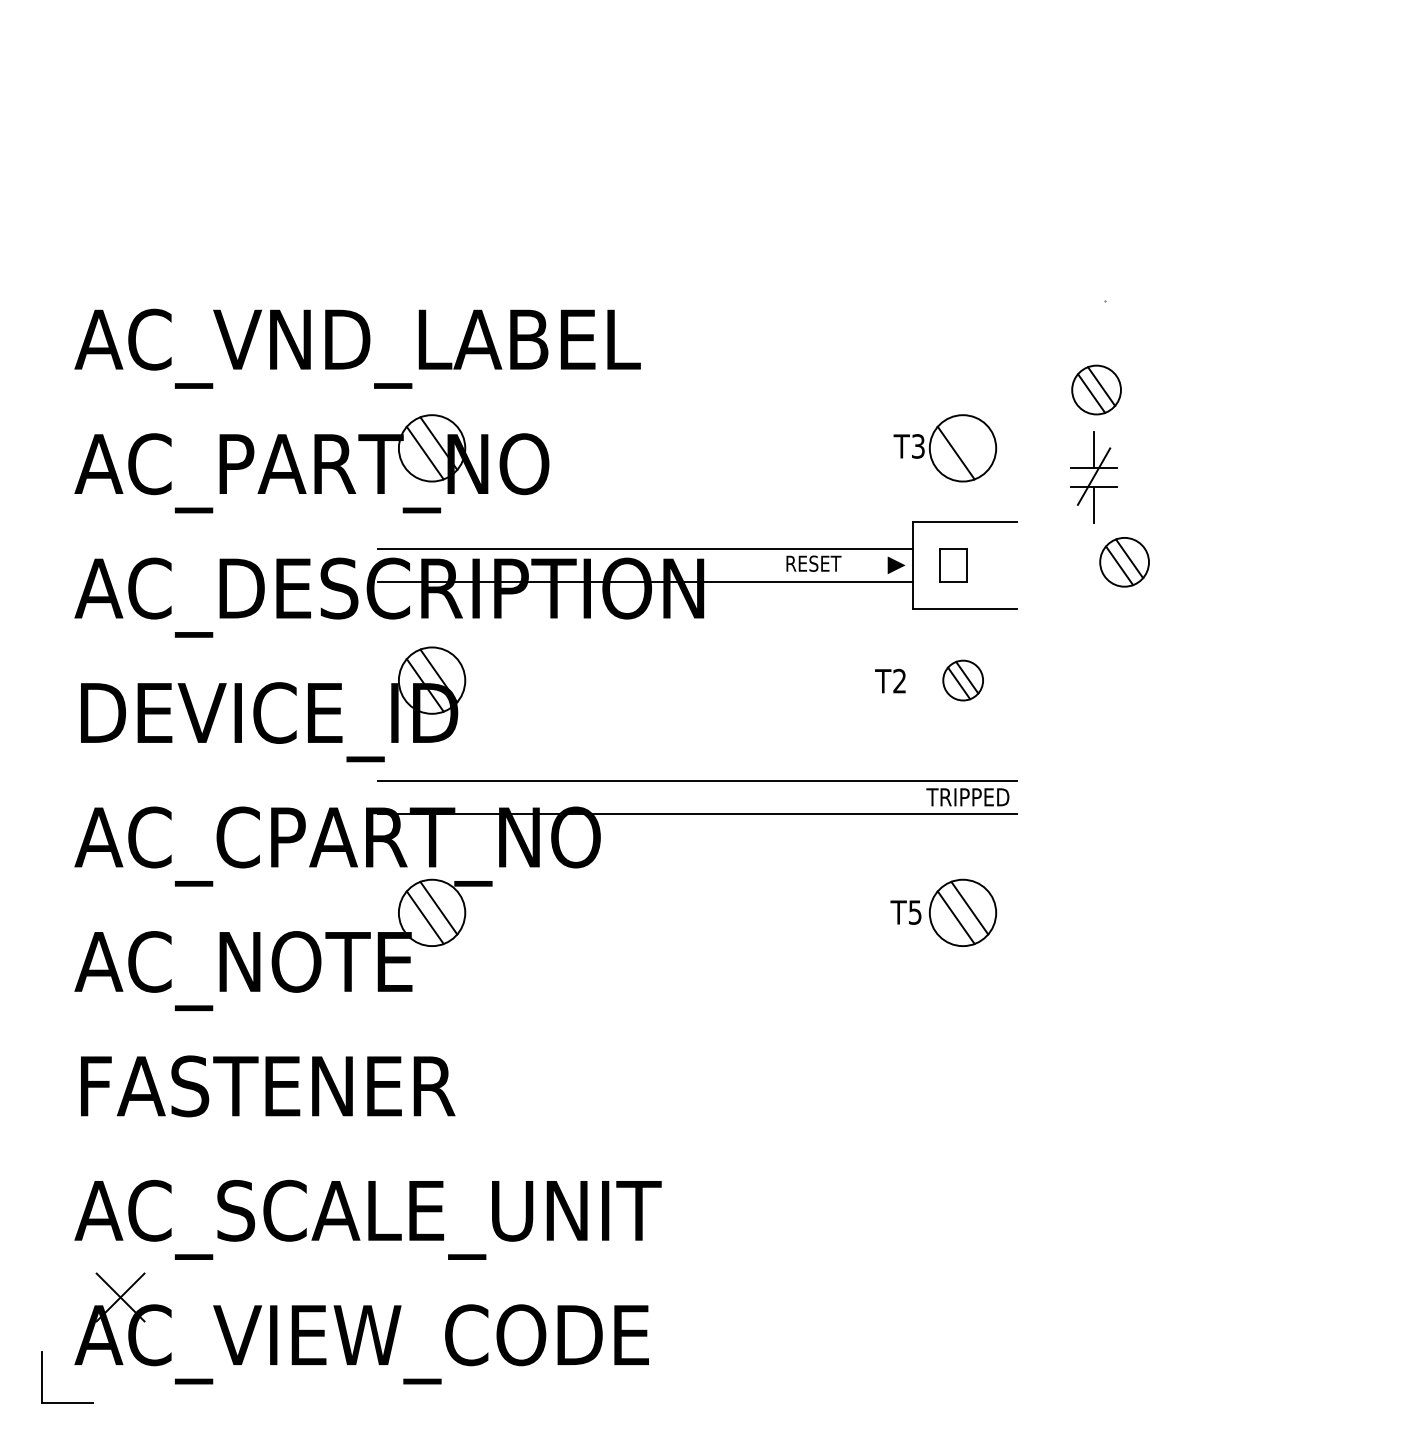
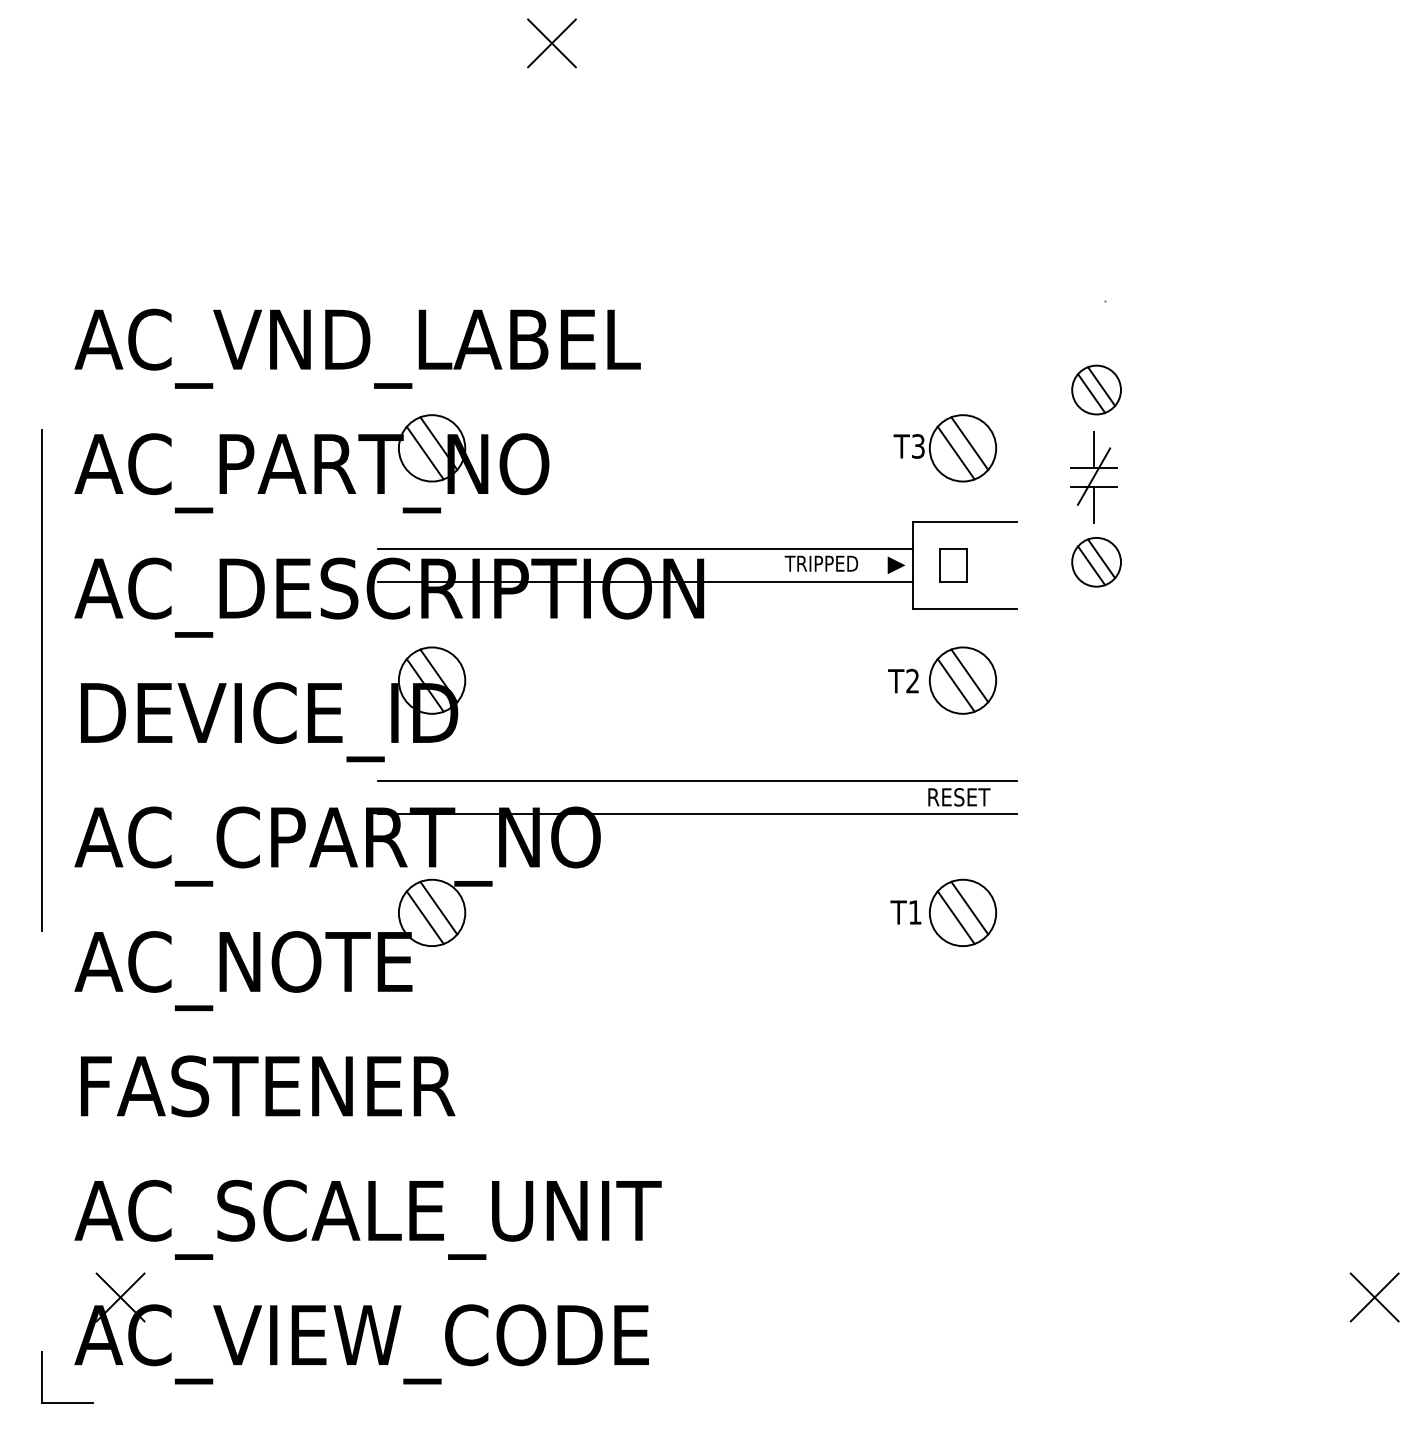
part: none -> present (551, 43)
line: none -> present (969, 443)
part position: (1124, 562) -> (1096, 562) (1096, 562)
text: RESET -> TRIPPED (821, 563)
line: none -> present (42, 680)
text position: (890, 680) -> (903, 680) (903, 680)
part size: 42x43 px -> 69x69 px (963, 680)
text: TRIPPED -> RESET (967, 797)
text: T5 -> T1 (914, 912)
part: none -> present (1374, 1297)
